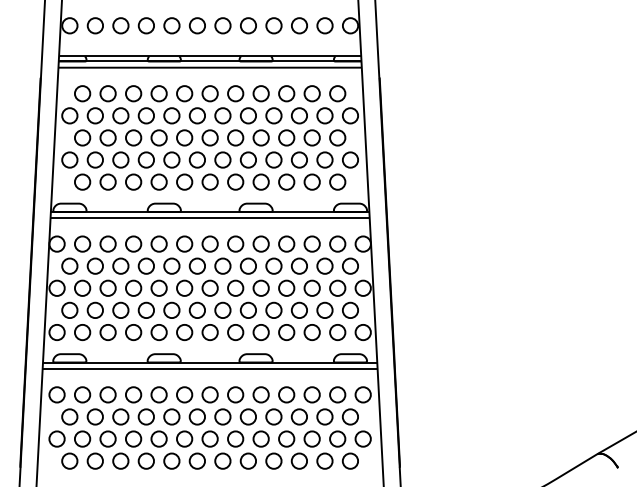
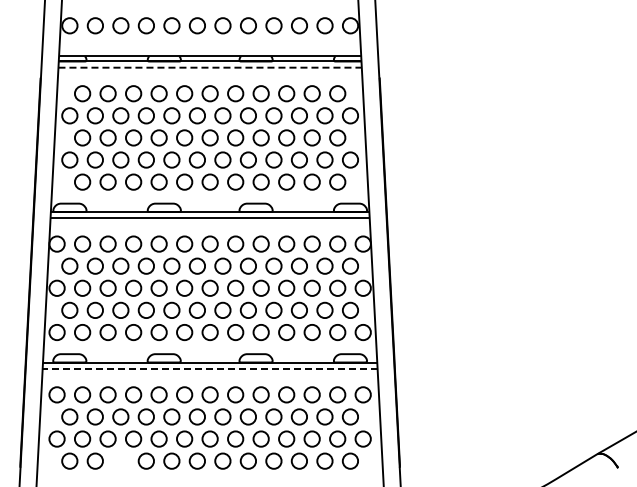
line: solid -> dashed (210, 67)
line: solid -> dashed (209, 368)
circle: present -> none (120, 460)
